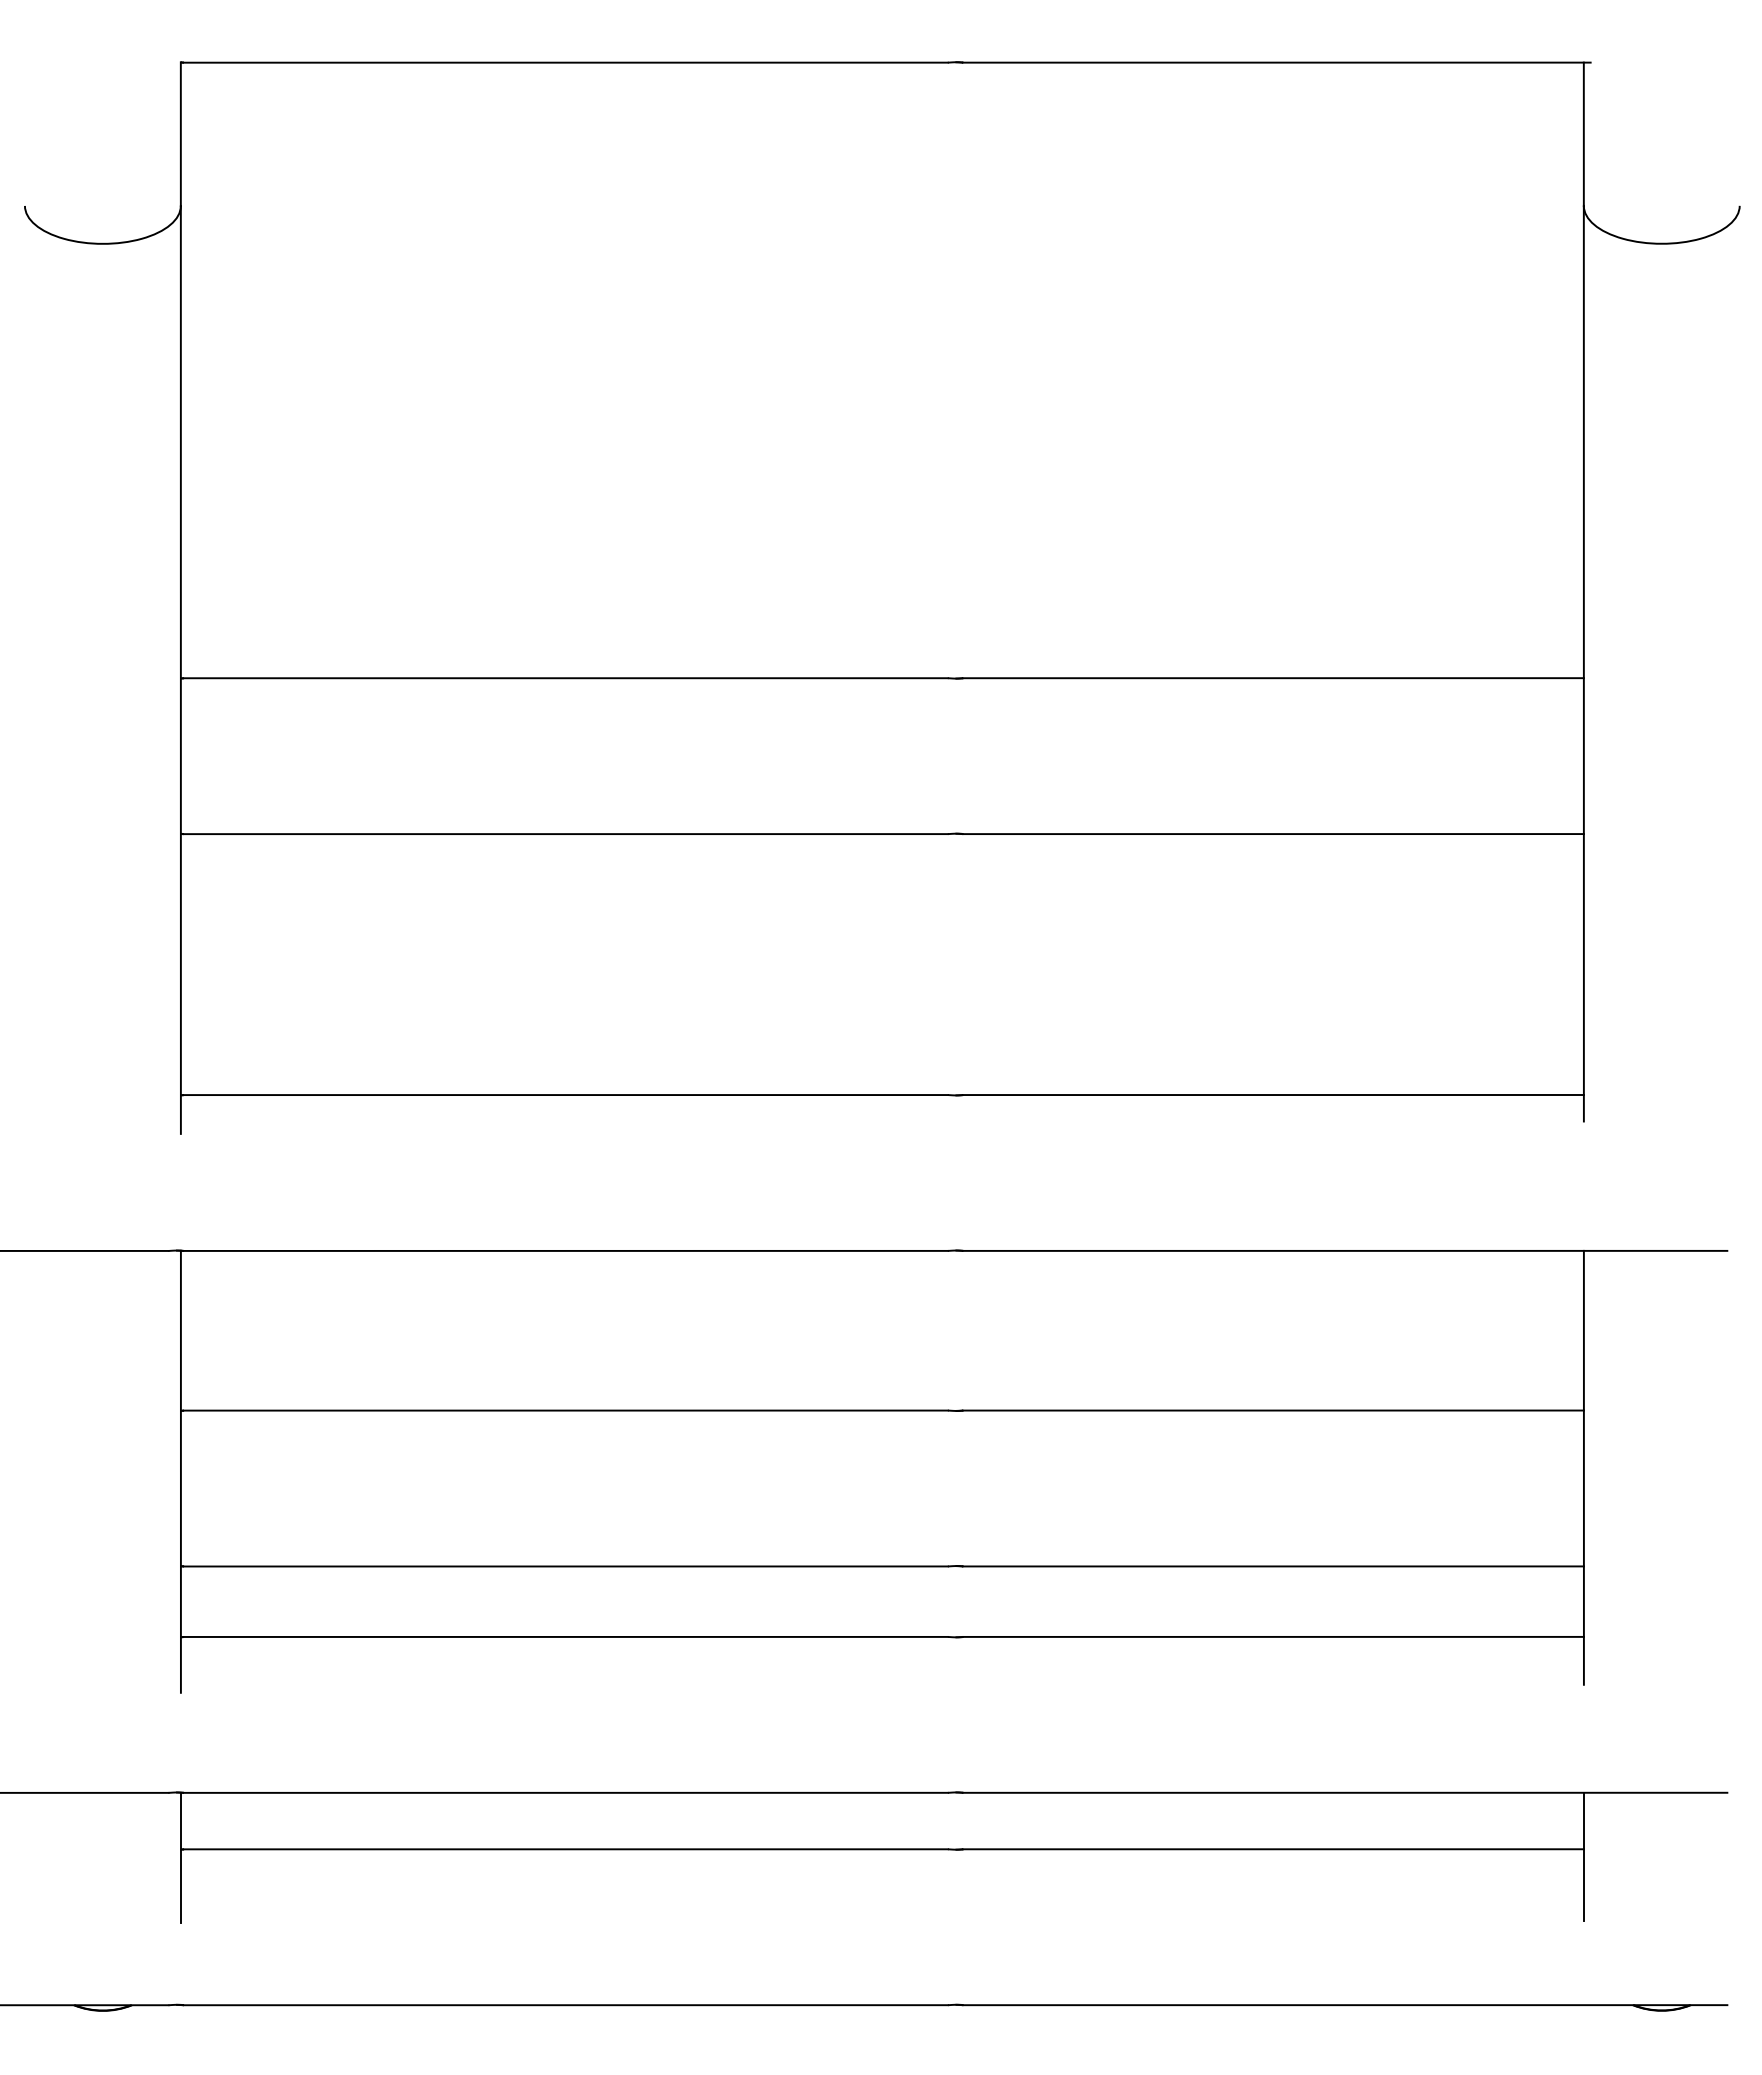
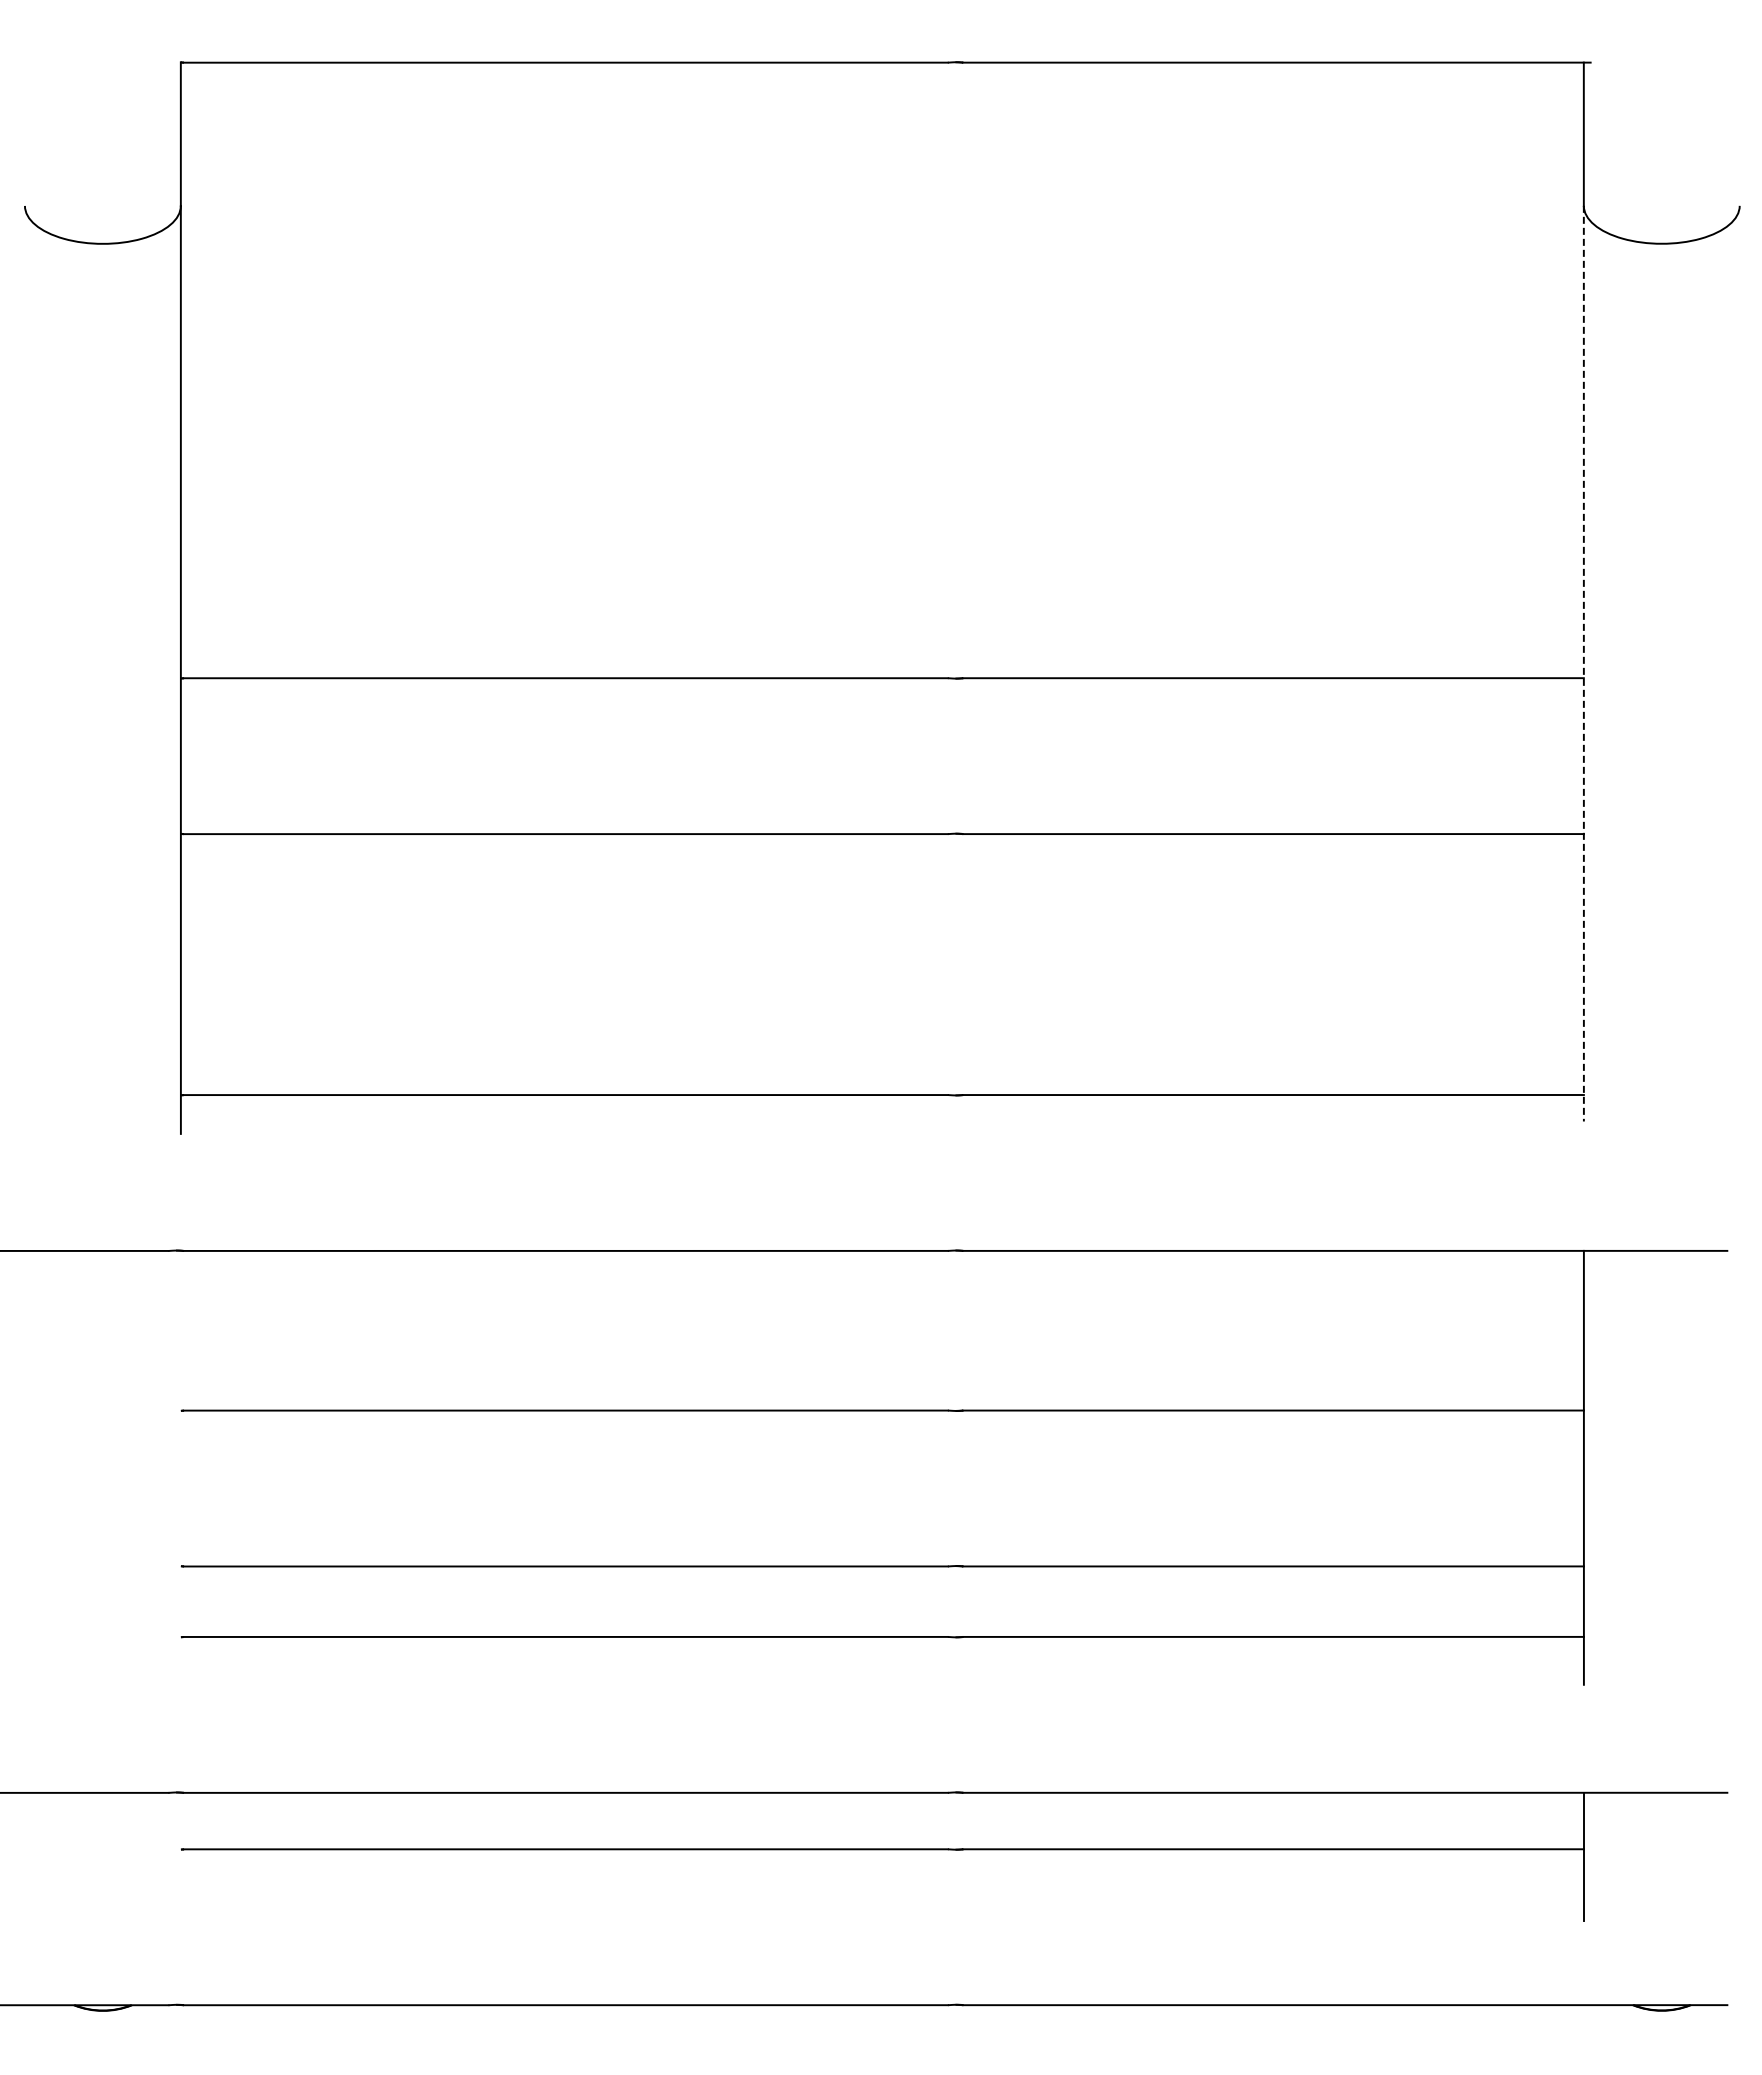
line: solid -> dashed (1583, 663)
line: present -> none (180, 1471)
line: present -> none (180, 1857)
